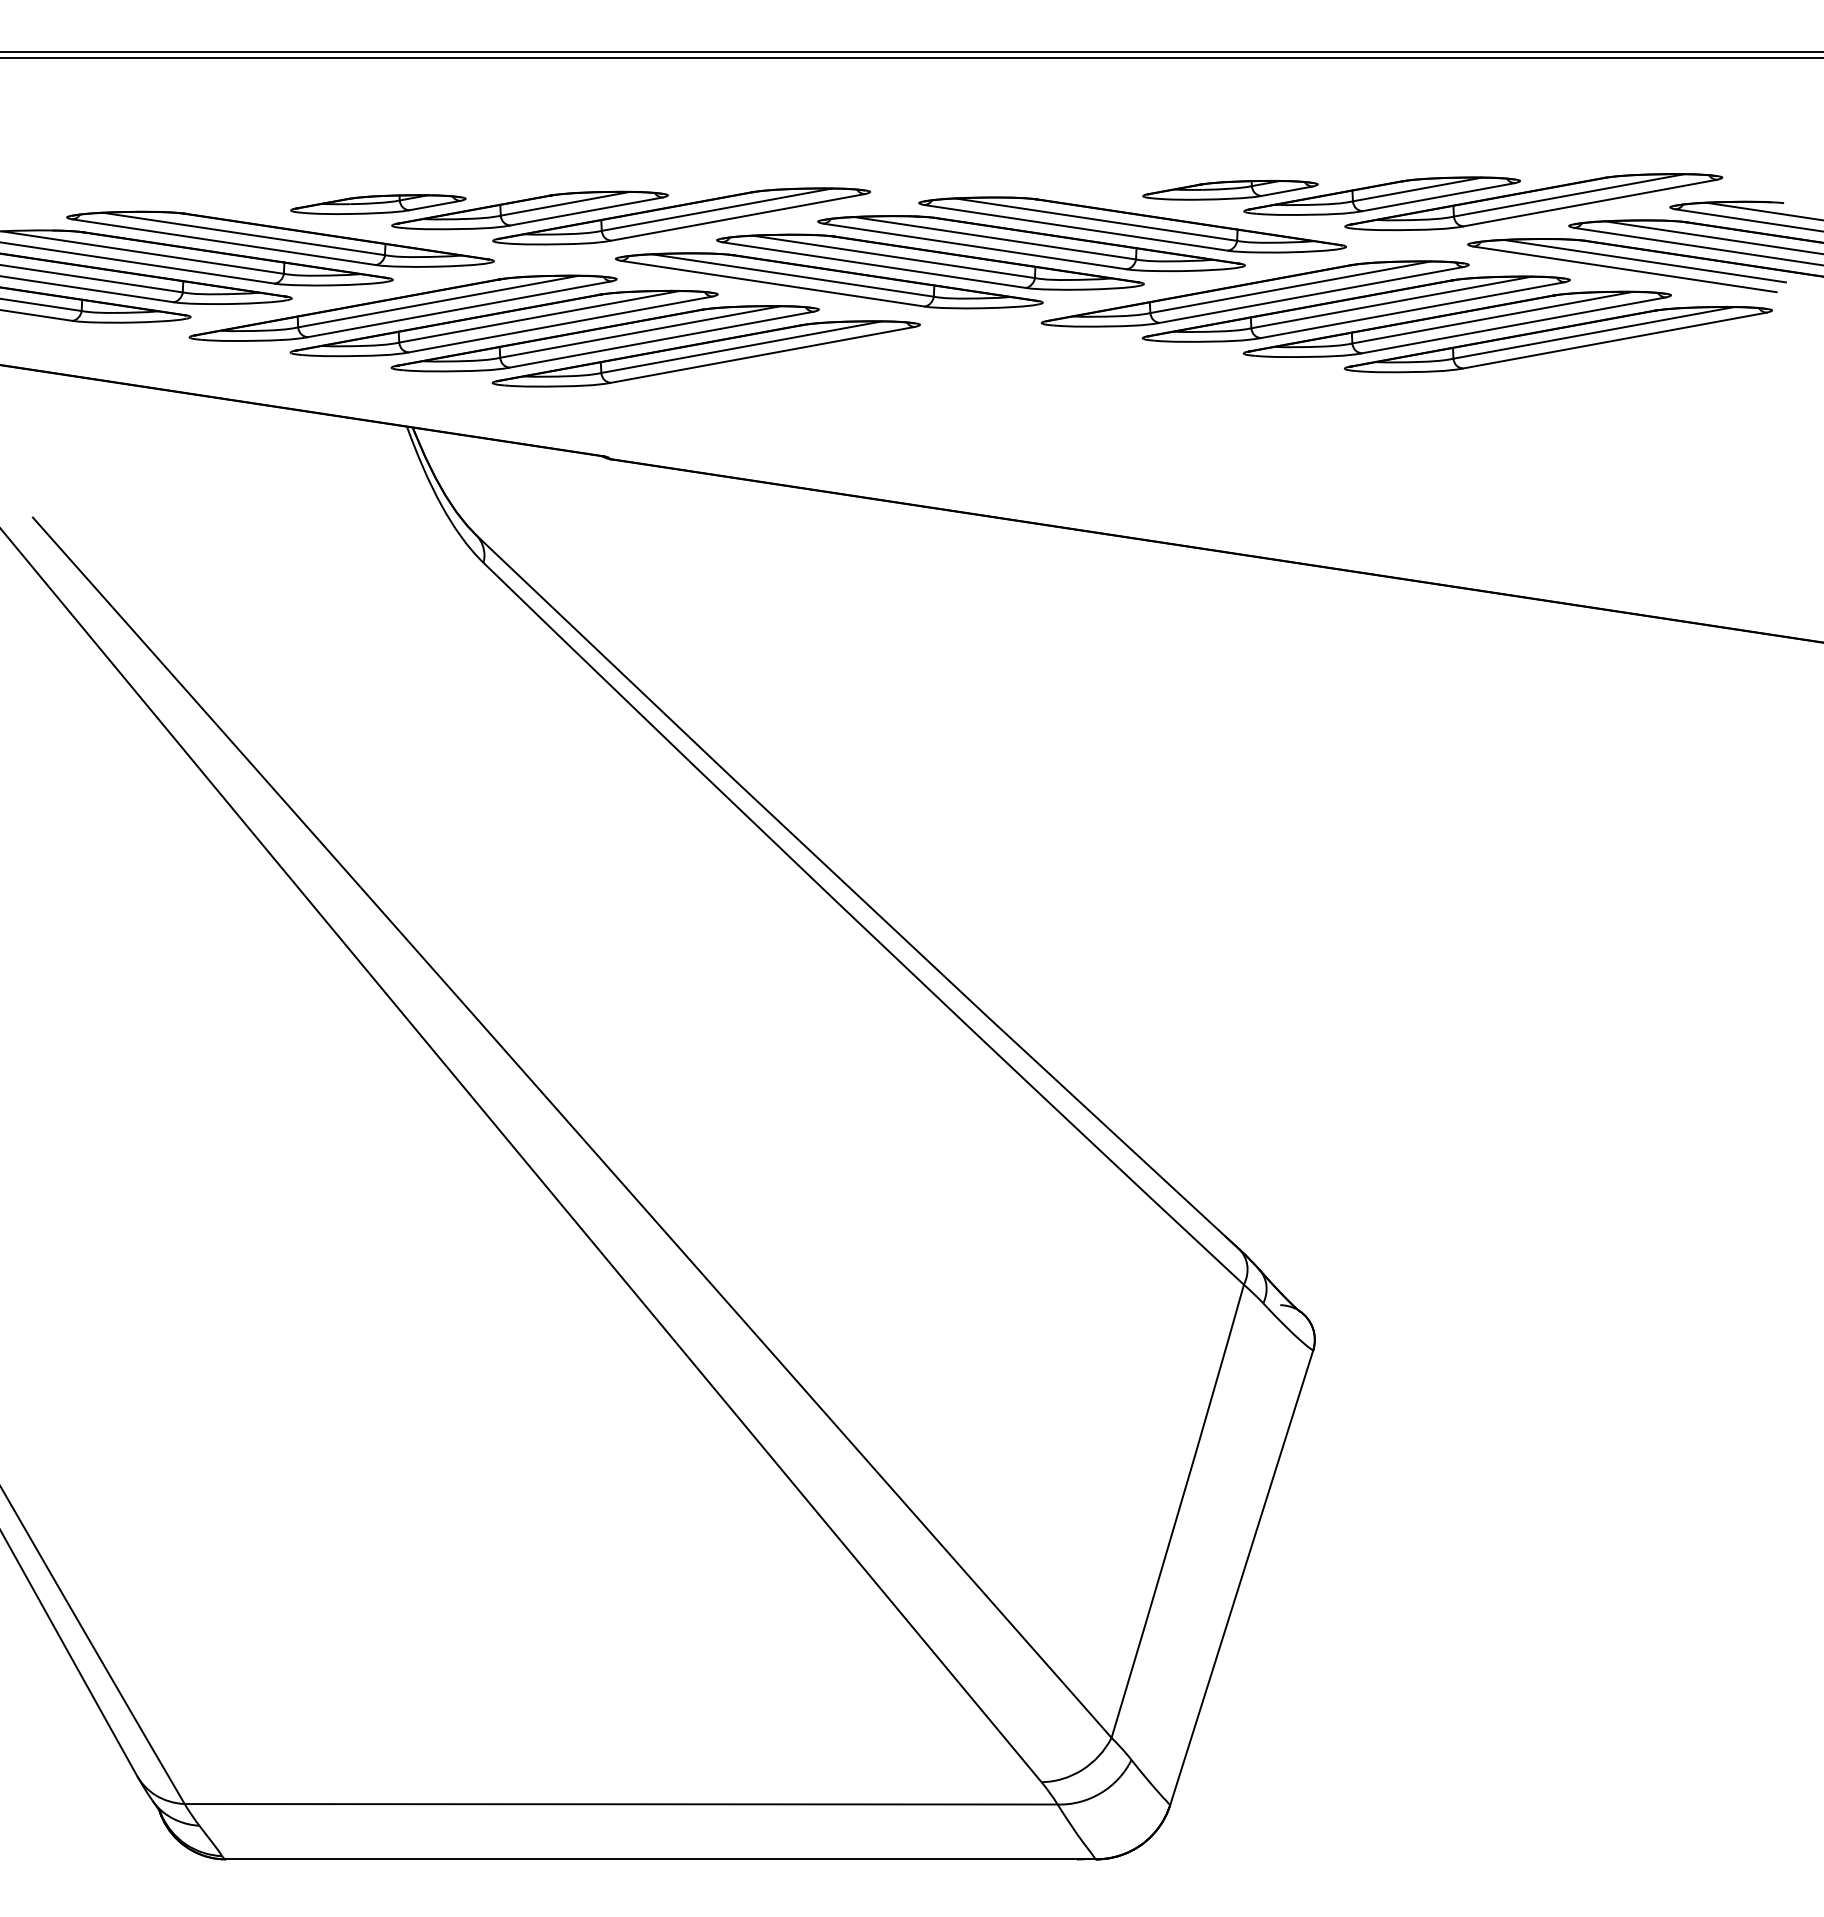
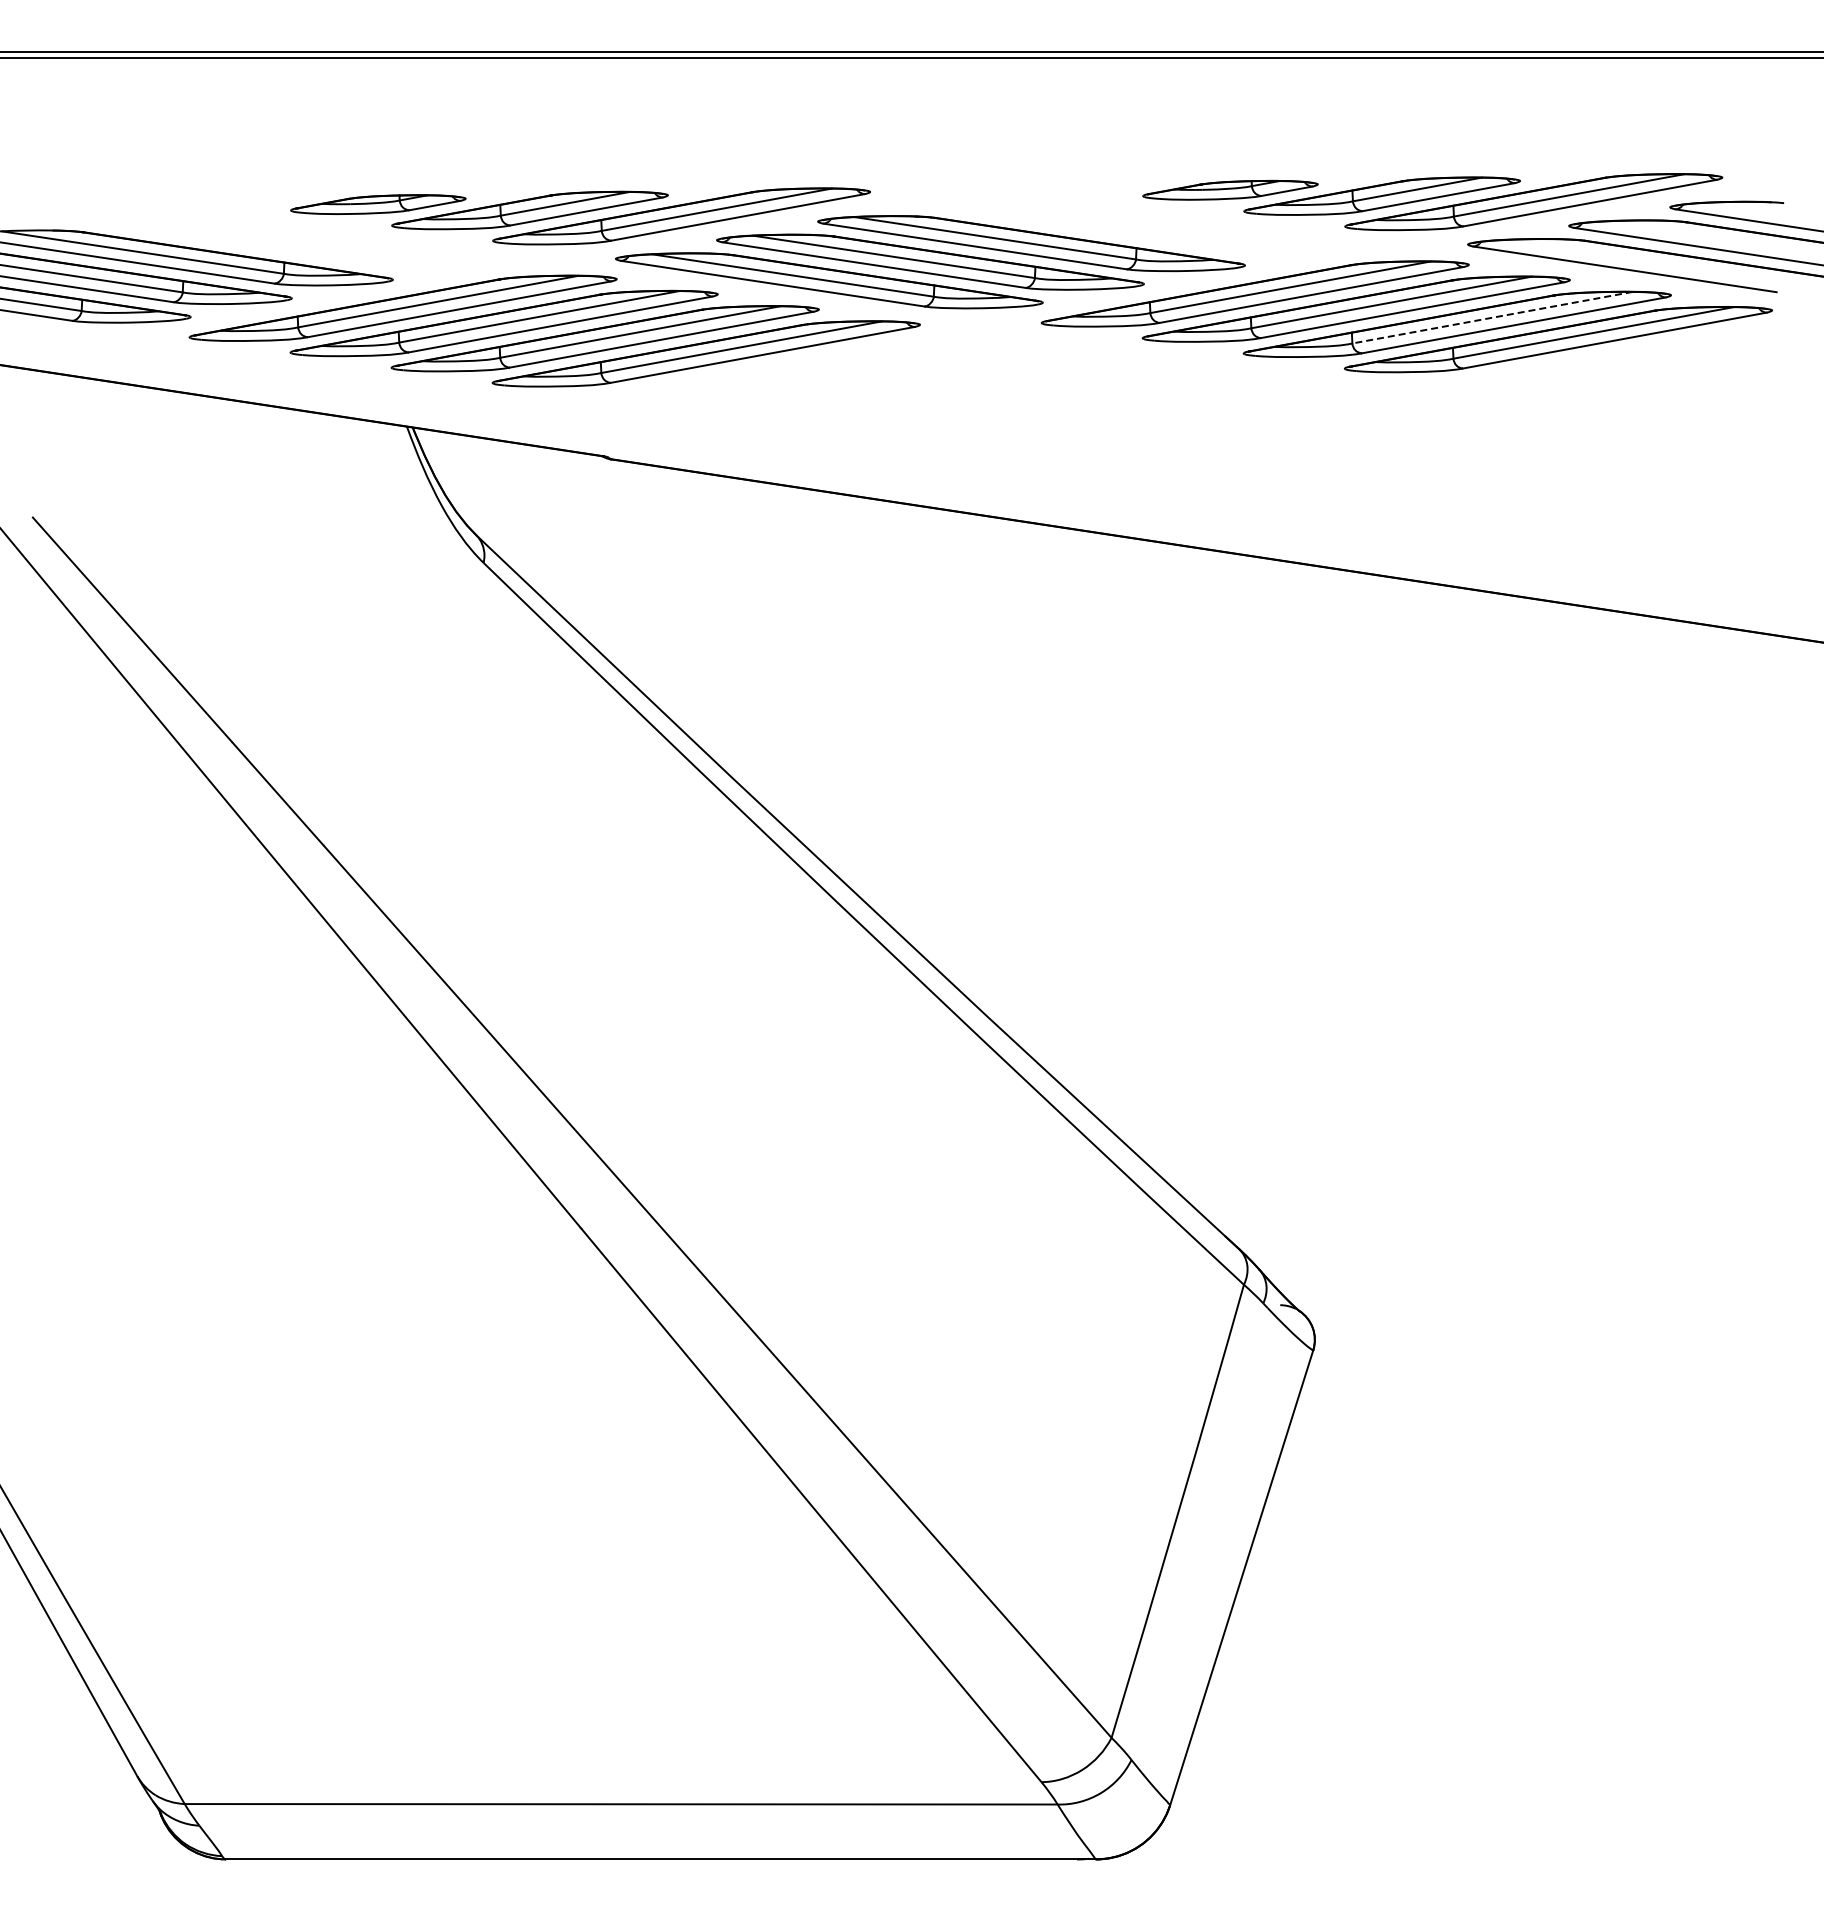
line: present -> none (1763, 210)
part: present -> none (1132, 224)
line: present -> none (1712, 237)
part: present -> none (280, 238)
line: present -> none (1644, 261)
line: solid -> dashed (1492, 317)
